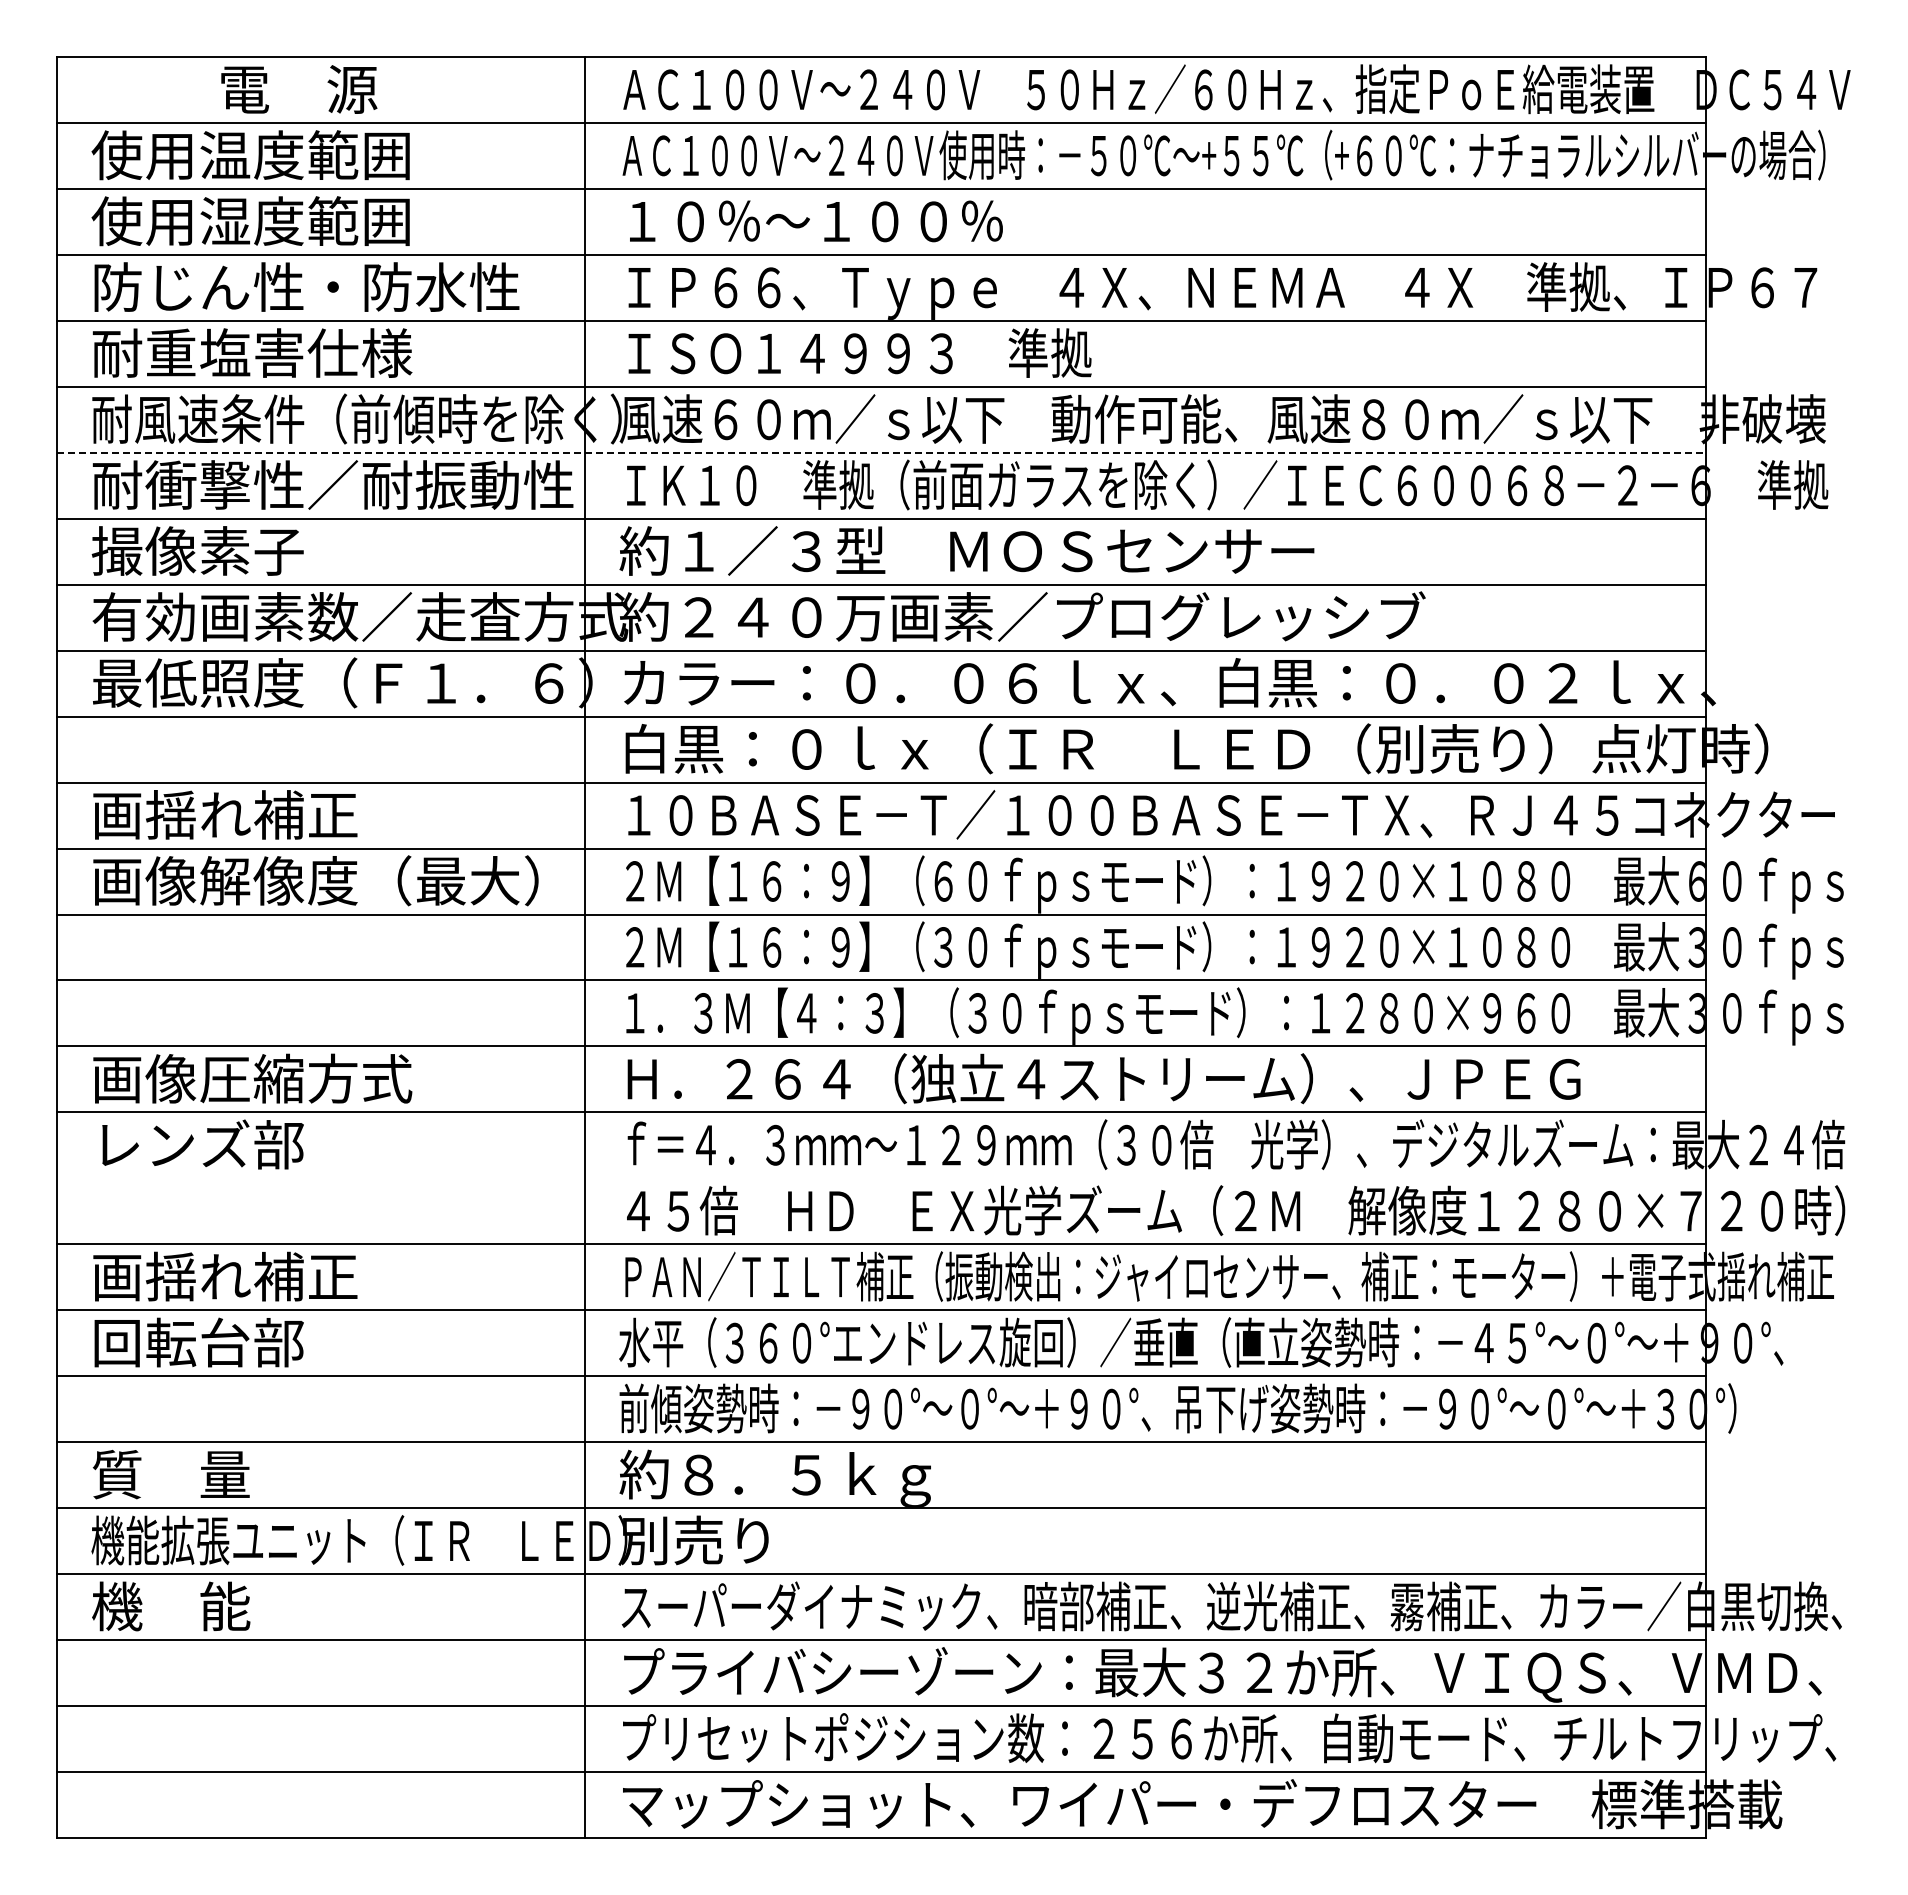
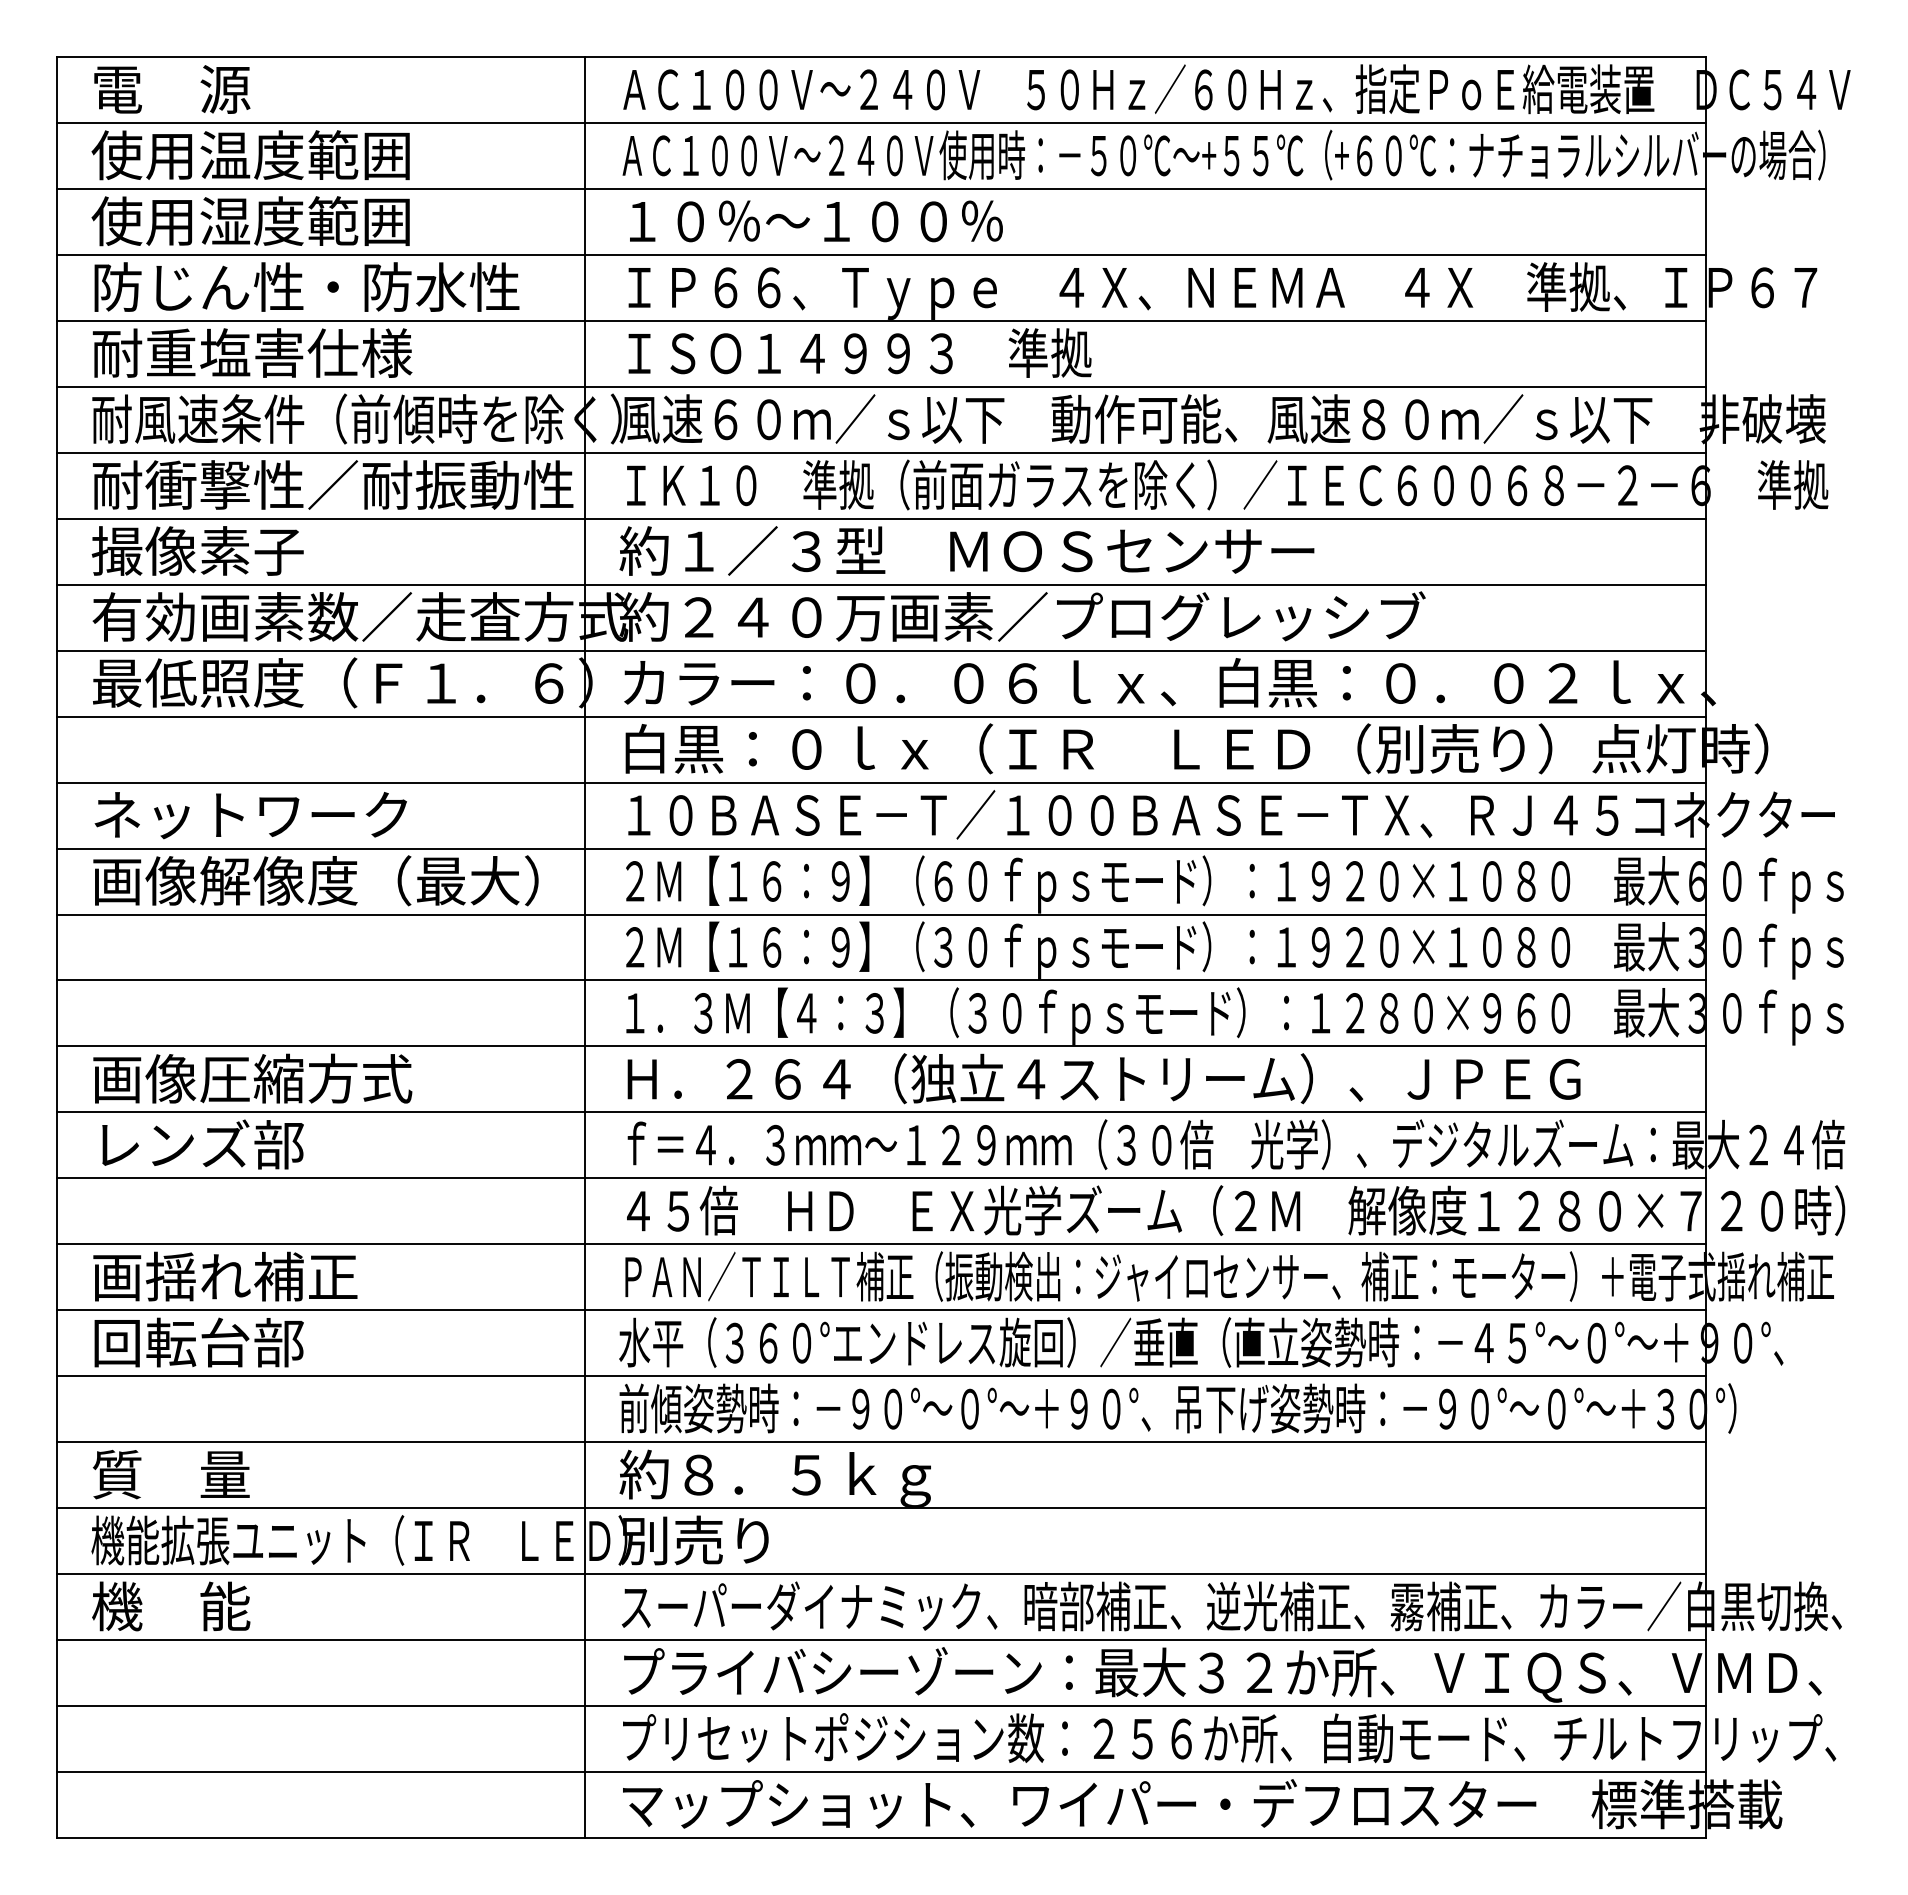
text position: (299, 89) -> (172, 89) (172, 89)
line: dashed -> solid (881, 452)
text: 画揺れ補正 -> ネットワーク (250, 814)
line: none -> present (881, 1178)
